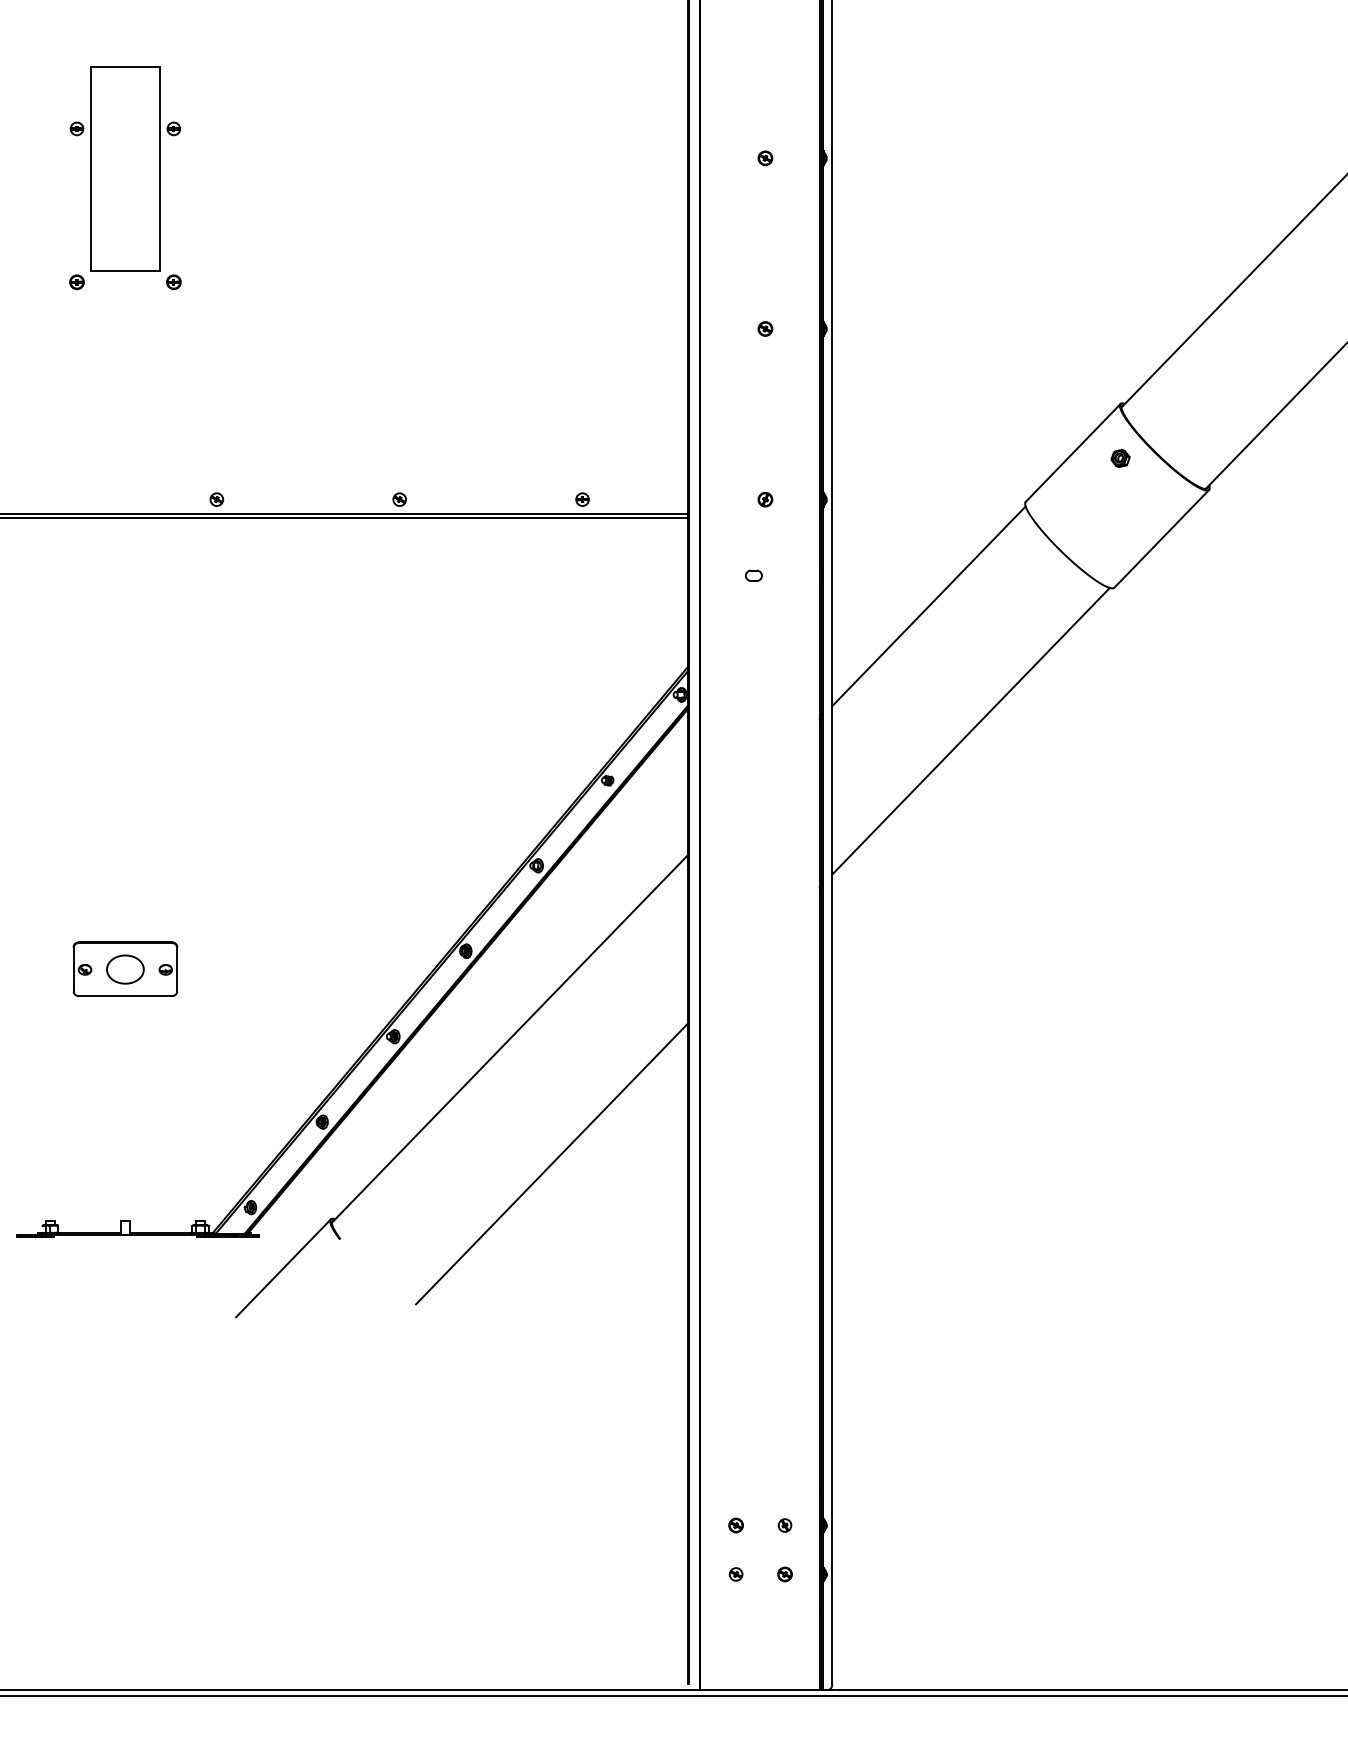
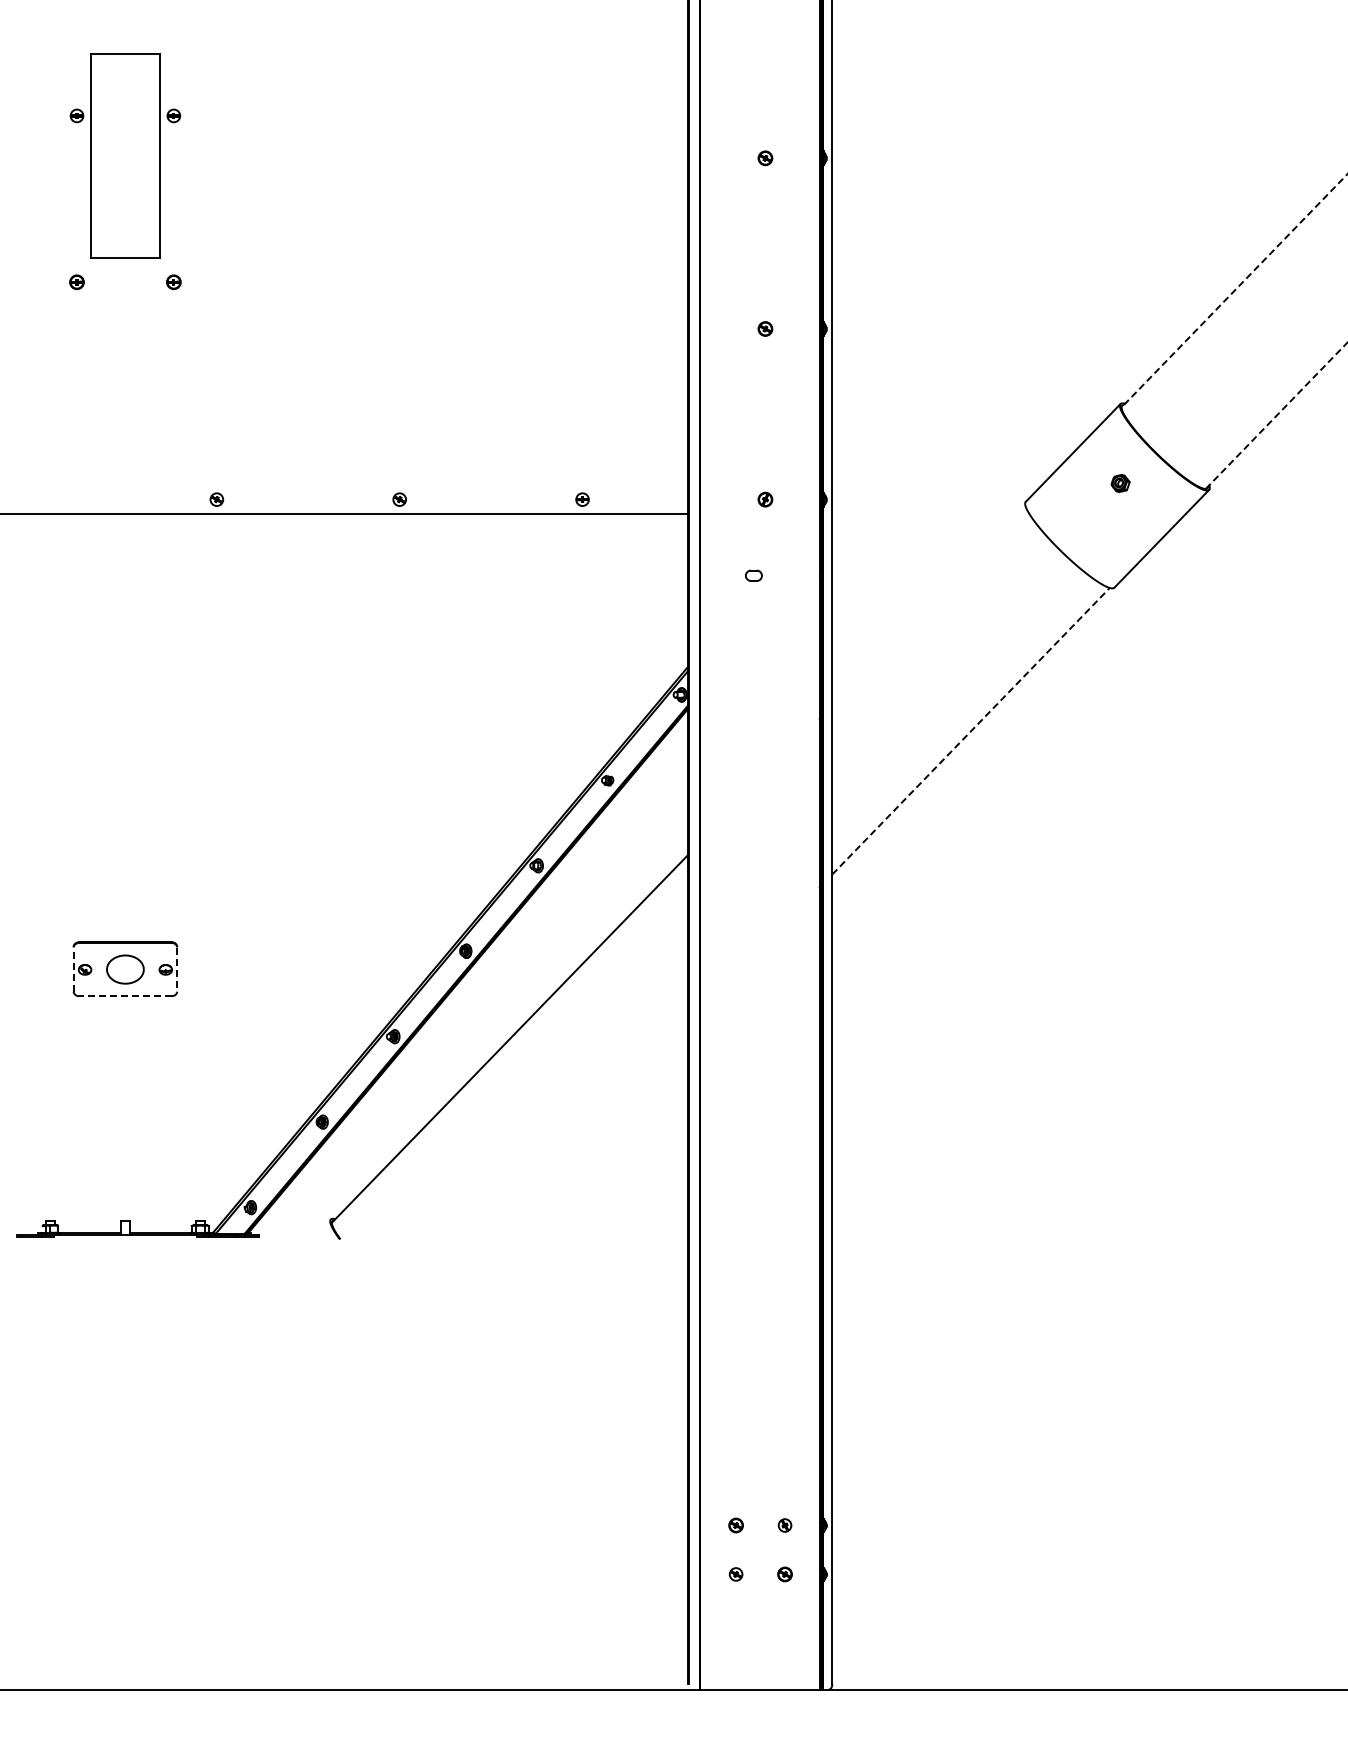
part position: (125, 168) -> (125, 155) (125, 155)
line: solid -> dashed (1234, 291)
line: solid -> dashed (1276, 415)
part position: (1120, 458) -> (1120, 483) (1120, 483)
line: present -> none (344, 517)
line: present -> none (928, 606)
line: solid -> dashed (971, 730)
line: solid -> dashed (73, 969)
line: solid -> dashed (177, 970)
line: solid -> dashed (124, 996)
line: present -> none (551, 1163)
line: present -> none (283, 1268)
line: present -> none (673, 1695)
